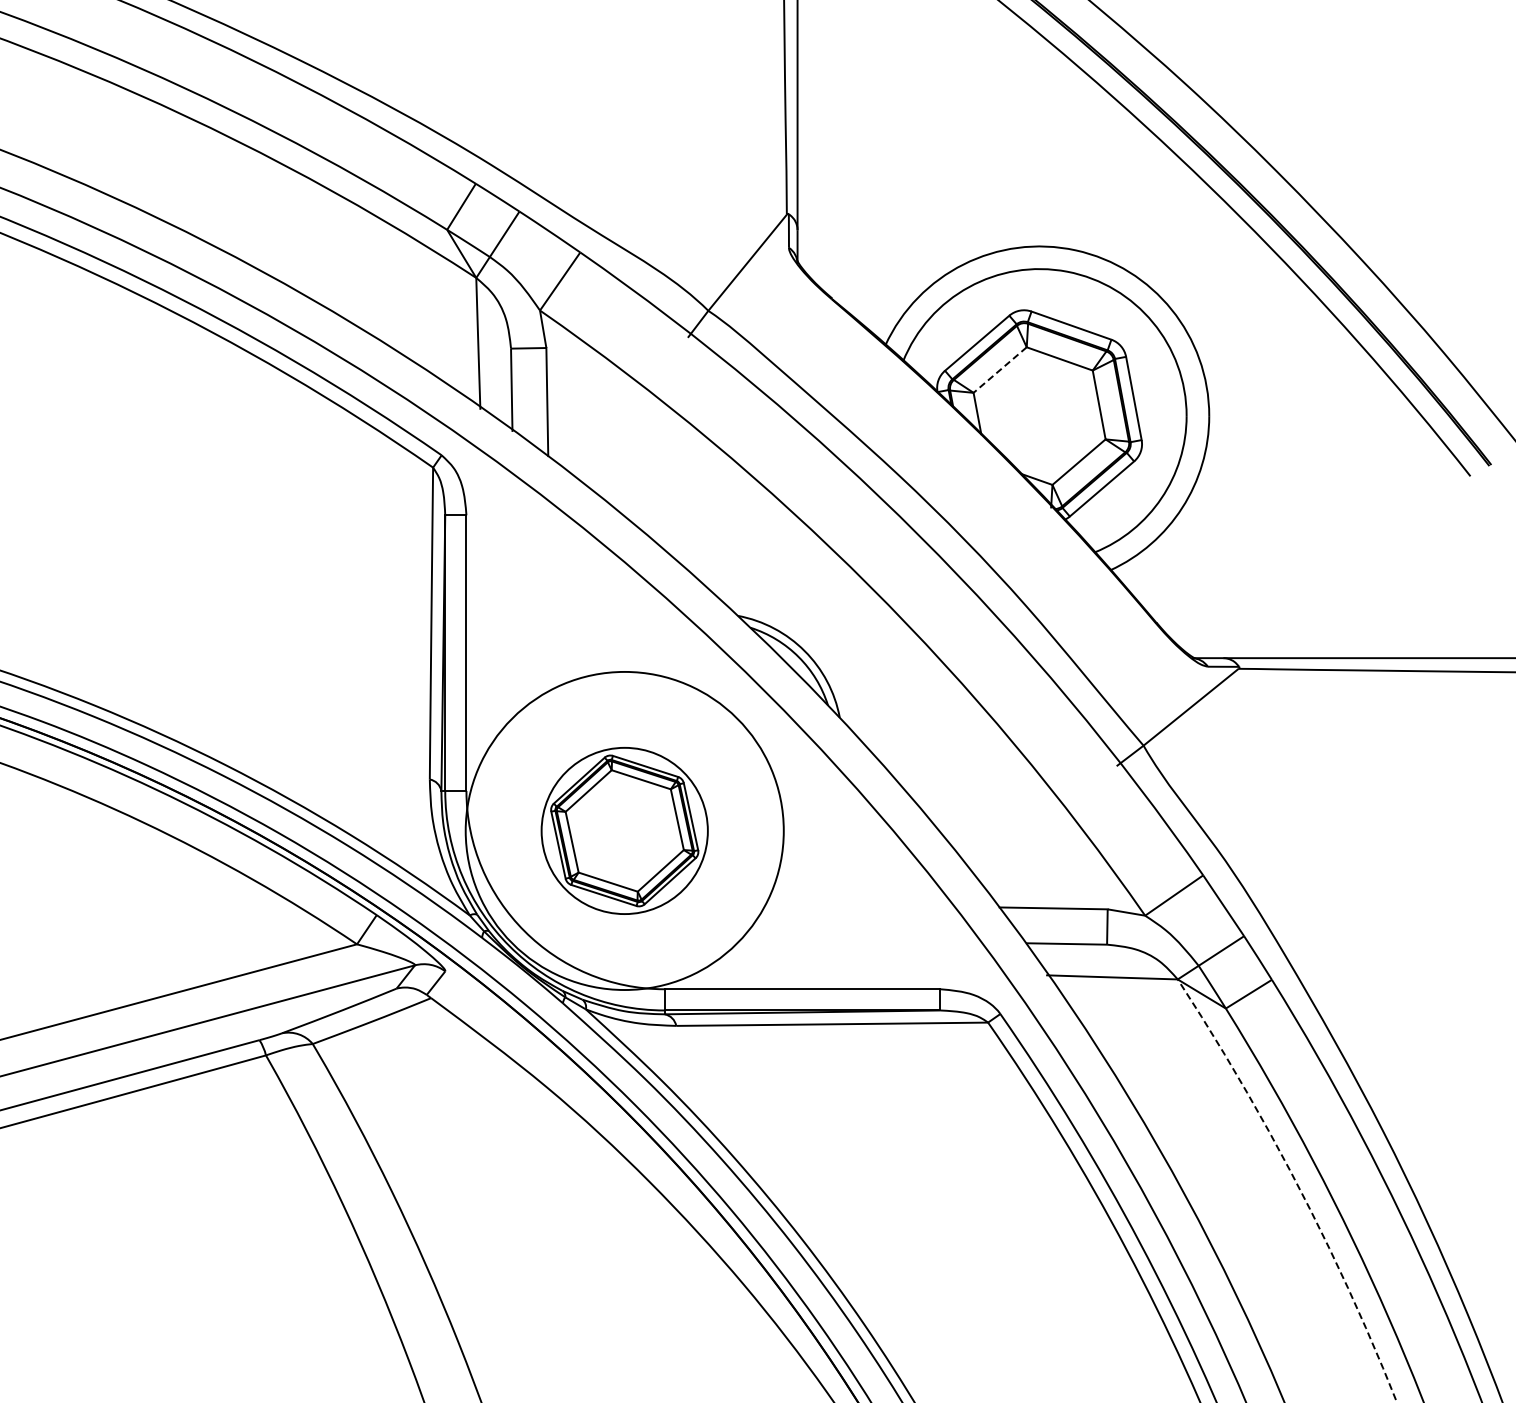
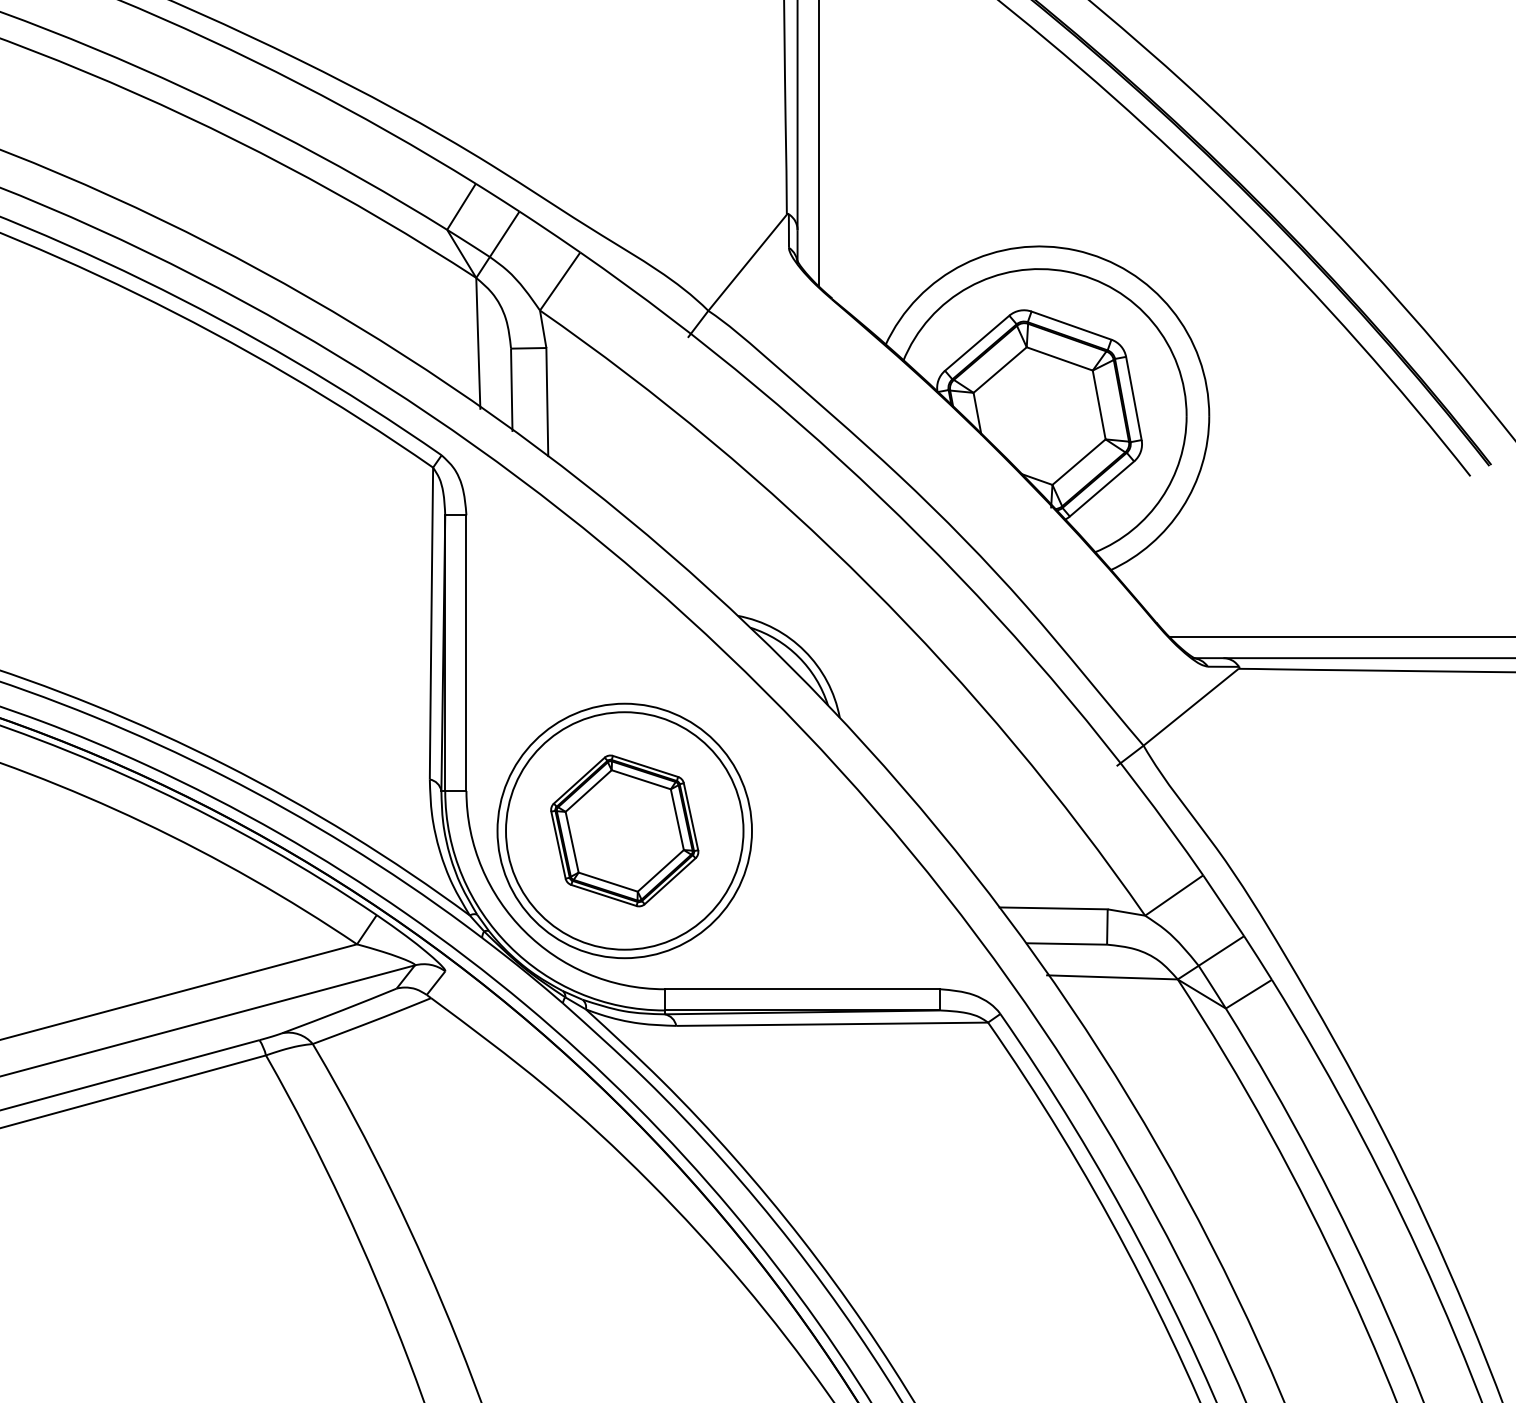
line: none -> present (818, 144)
line: dashed -> solid (999, 370)
line: none -> present (1340, 636)
circle diameter: 166 px -> 238 px (624, 830)
circle diameter: 318 px -> 254 px (624, 830)
arc: dashed -> solid (1297, 1184)
